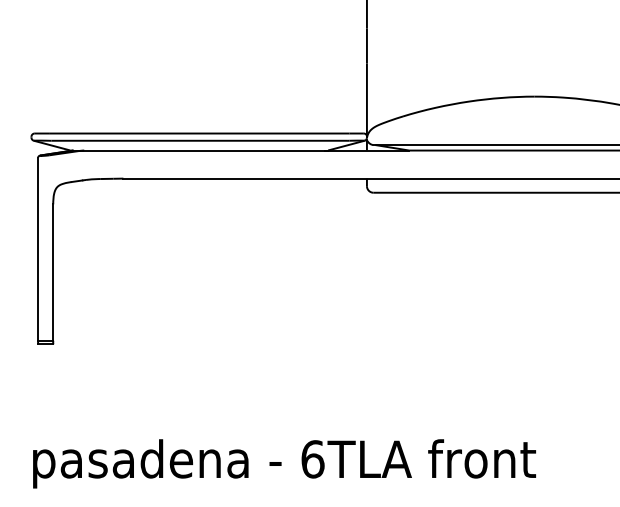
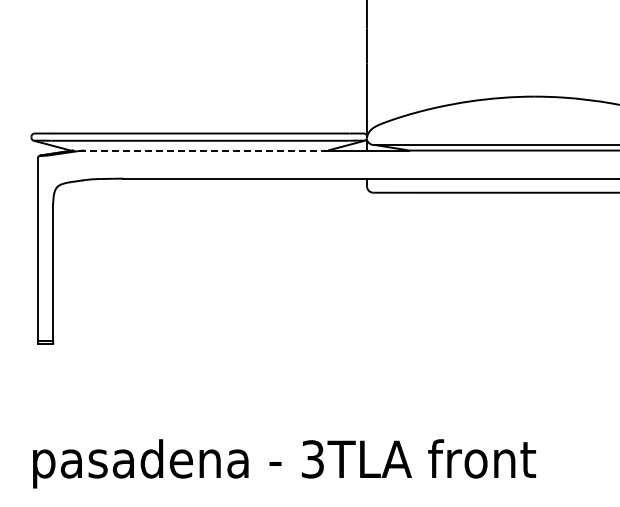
line: solid -> dashed (199, 150)
text: 6TLA -> 3TLA (312, 459)
